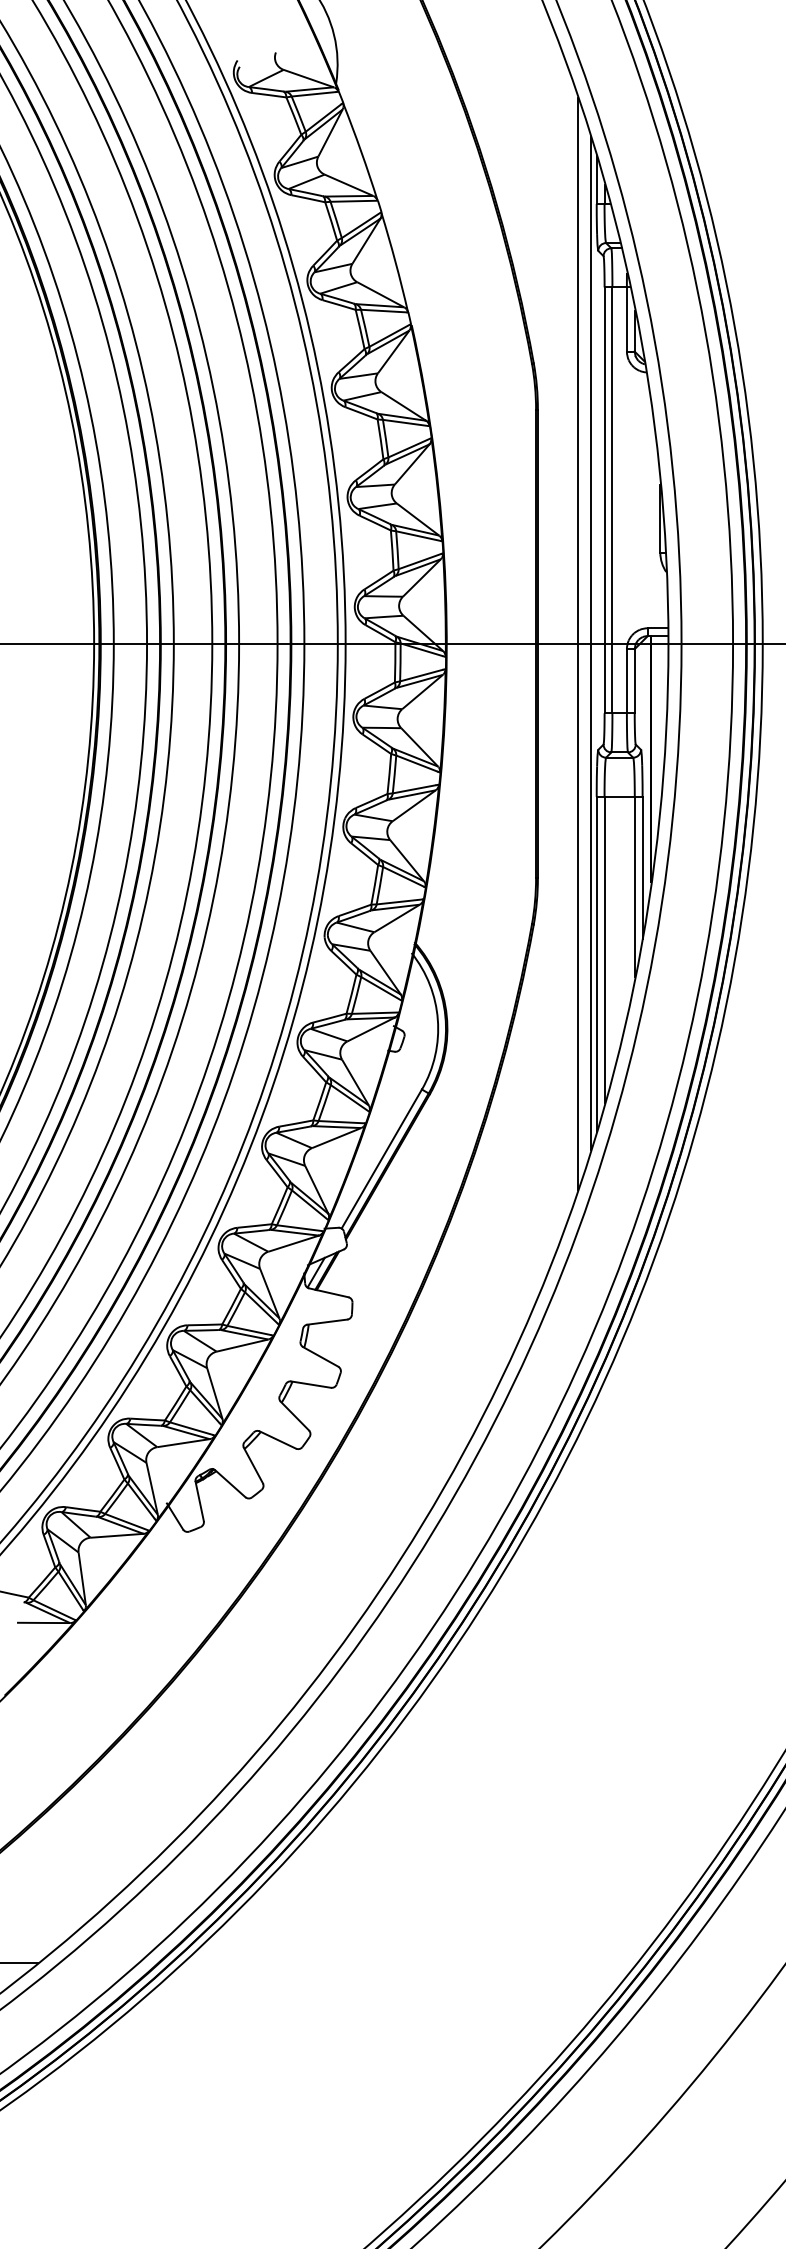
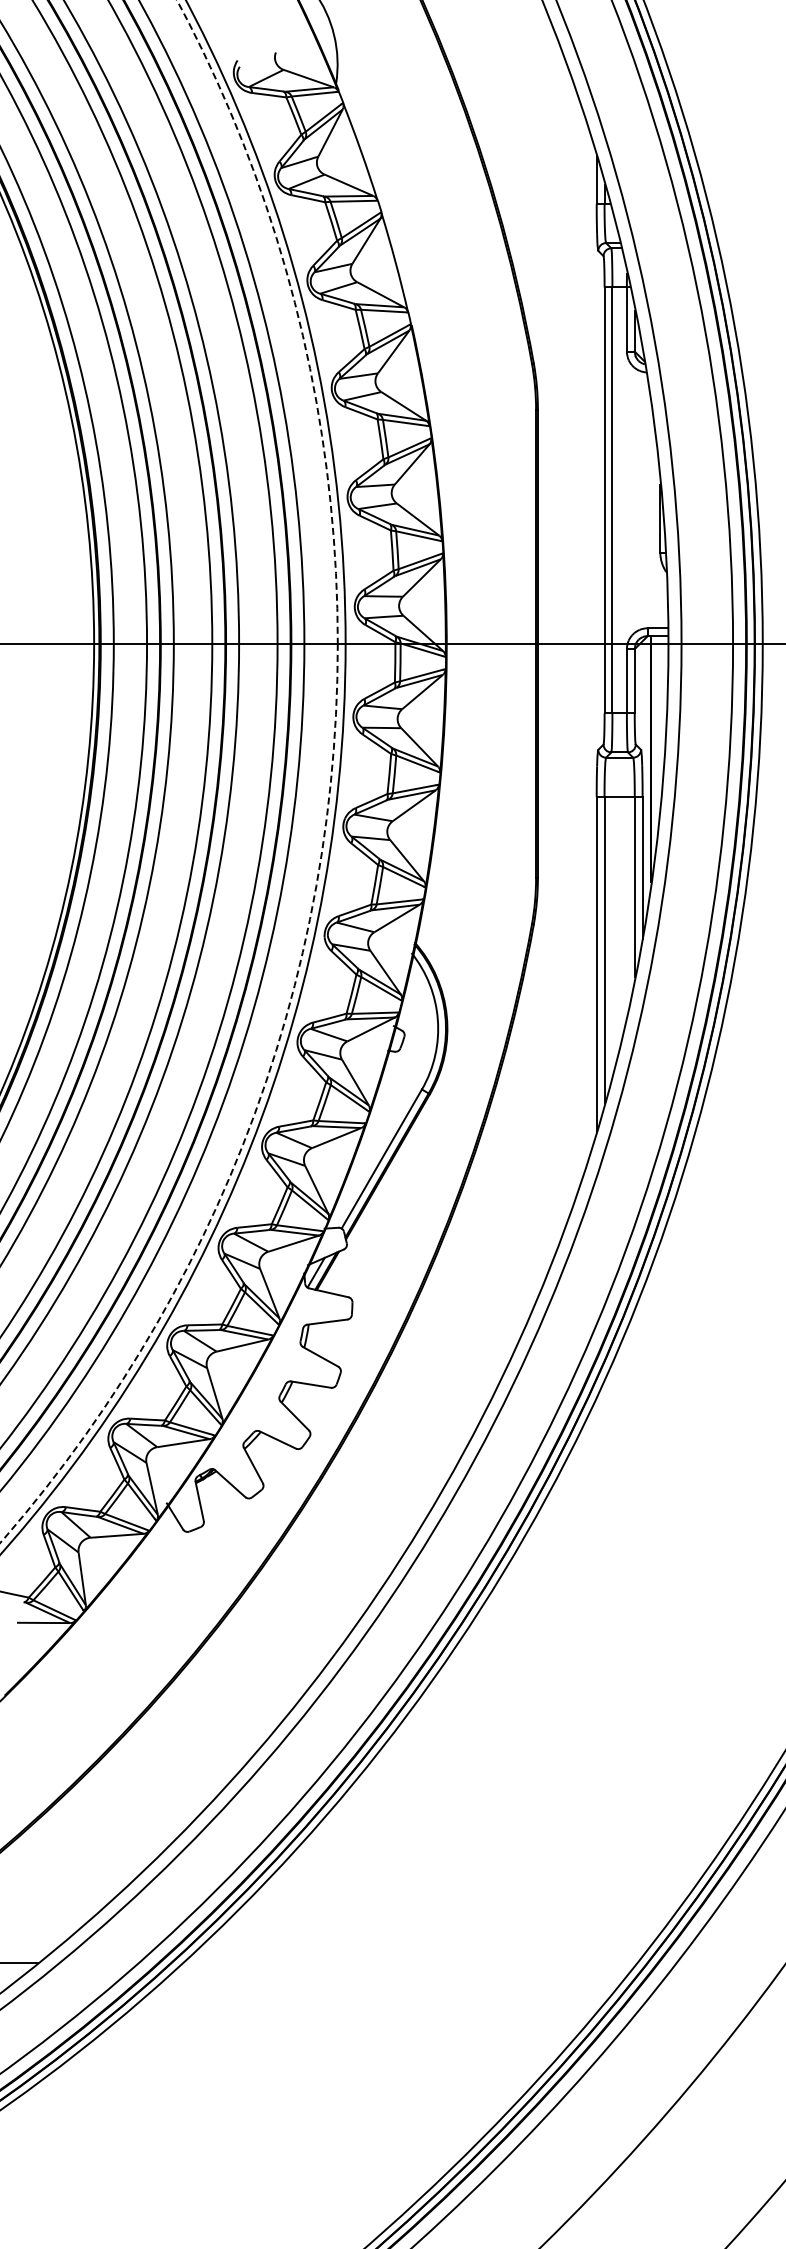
line: present -> none (577, 643)
line: present -> none (590, 643)
circle: solid -> dashed (168, 771)
